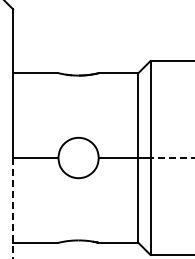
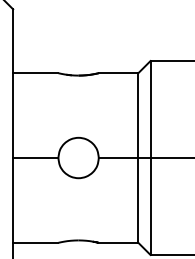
line: dashed -> solid (172, 158)
line: dashed -> solid (13, 208)
